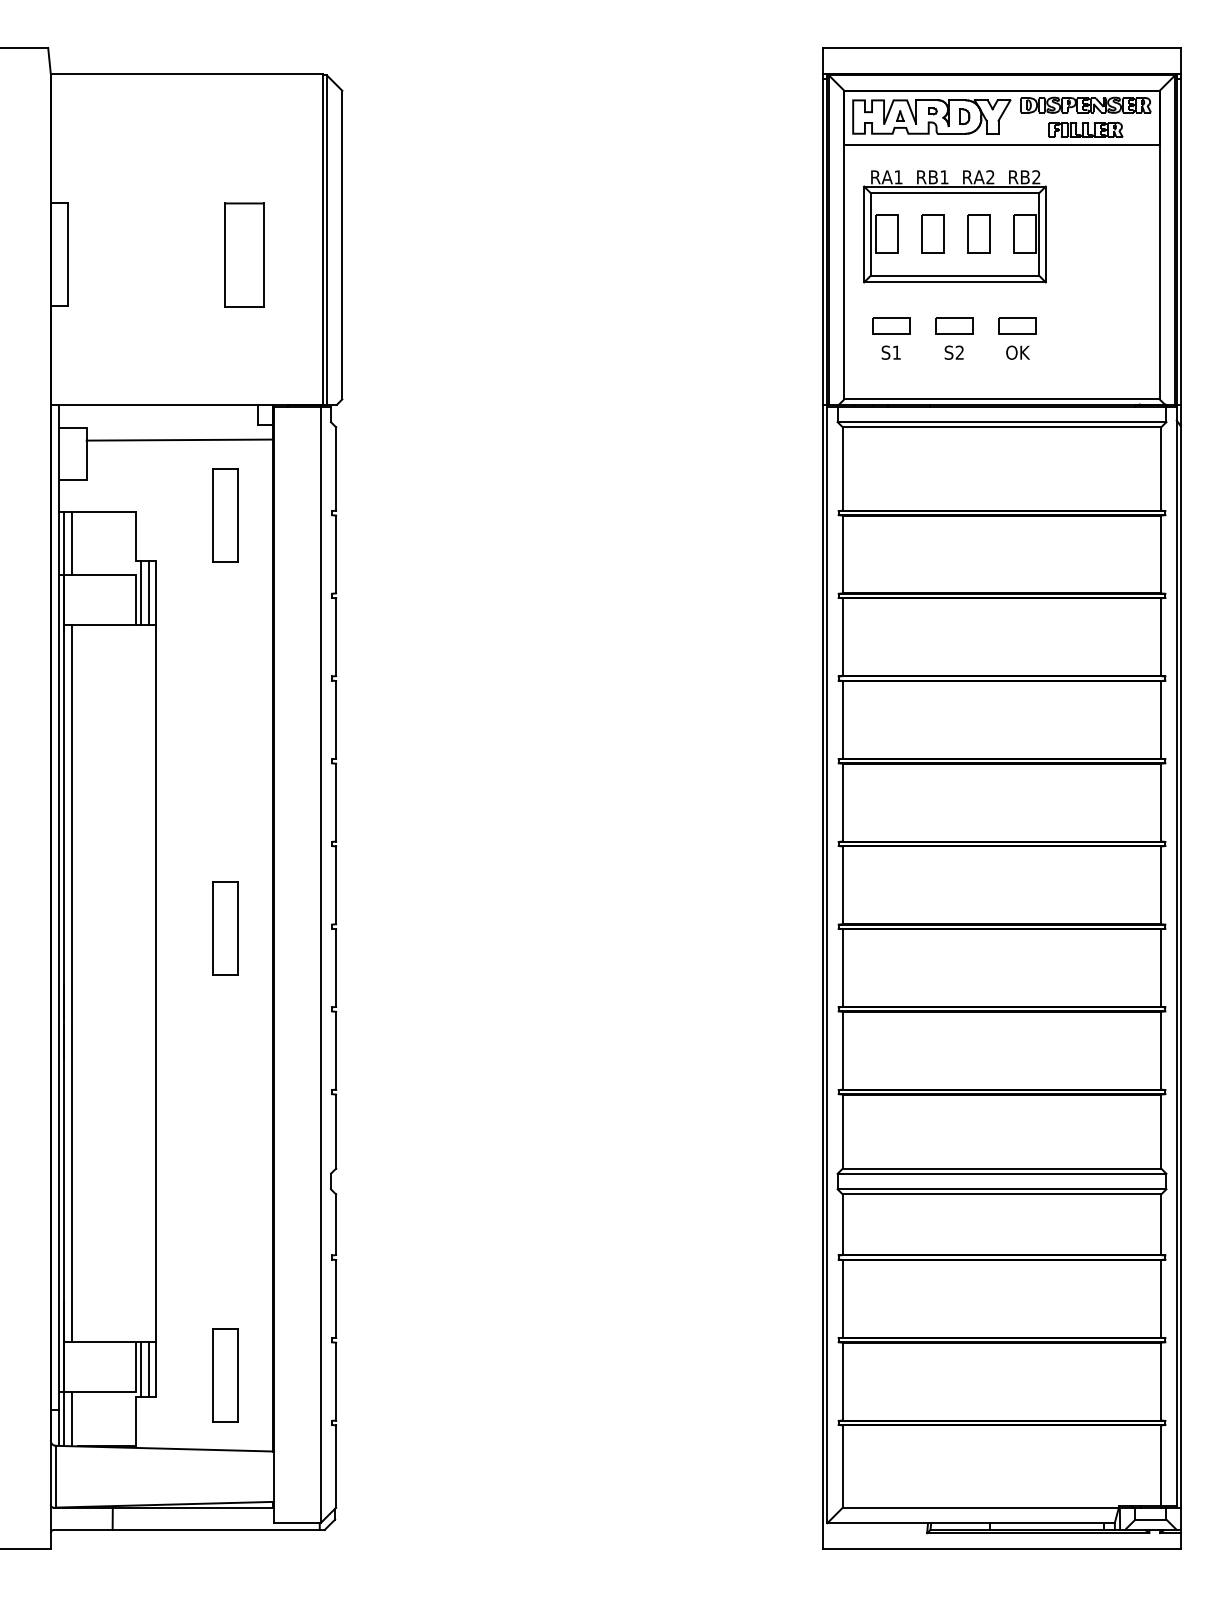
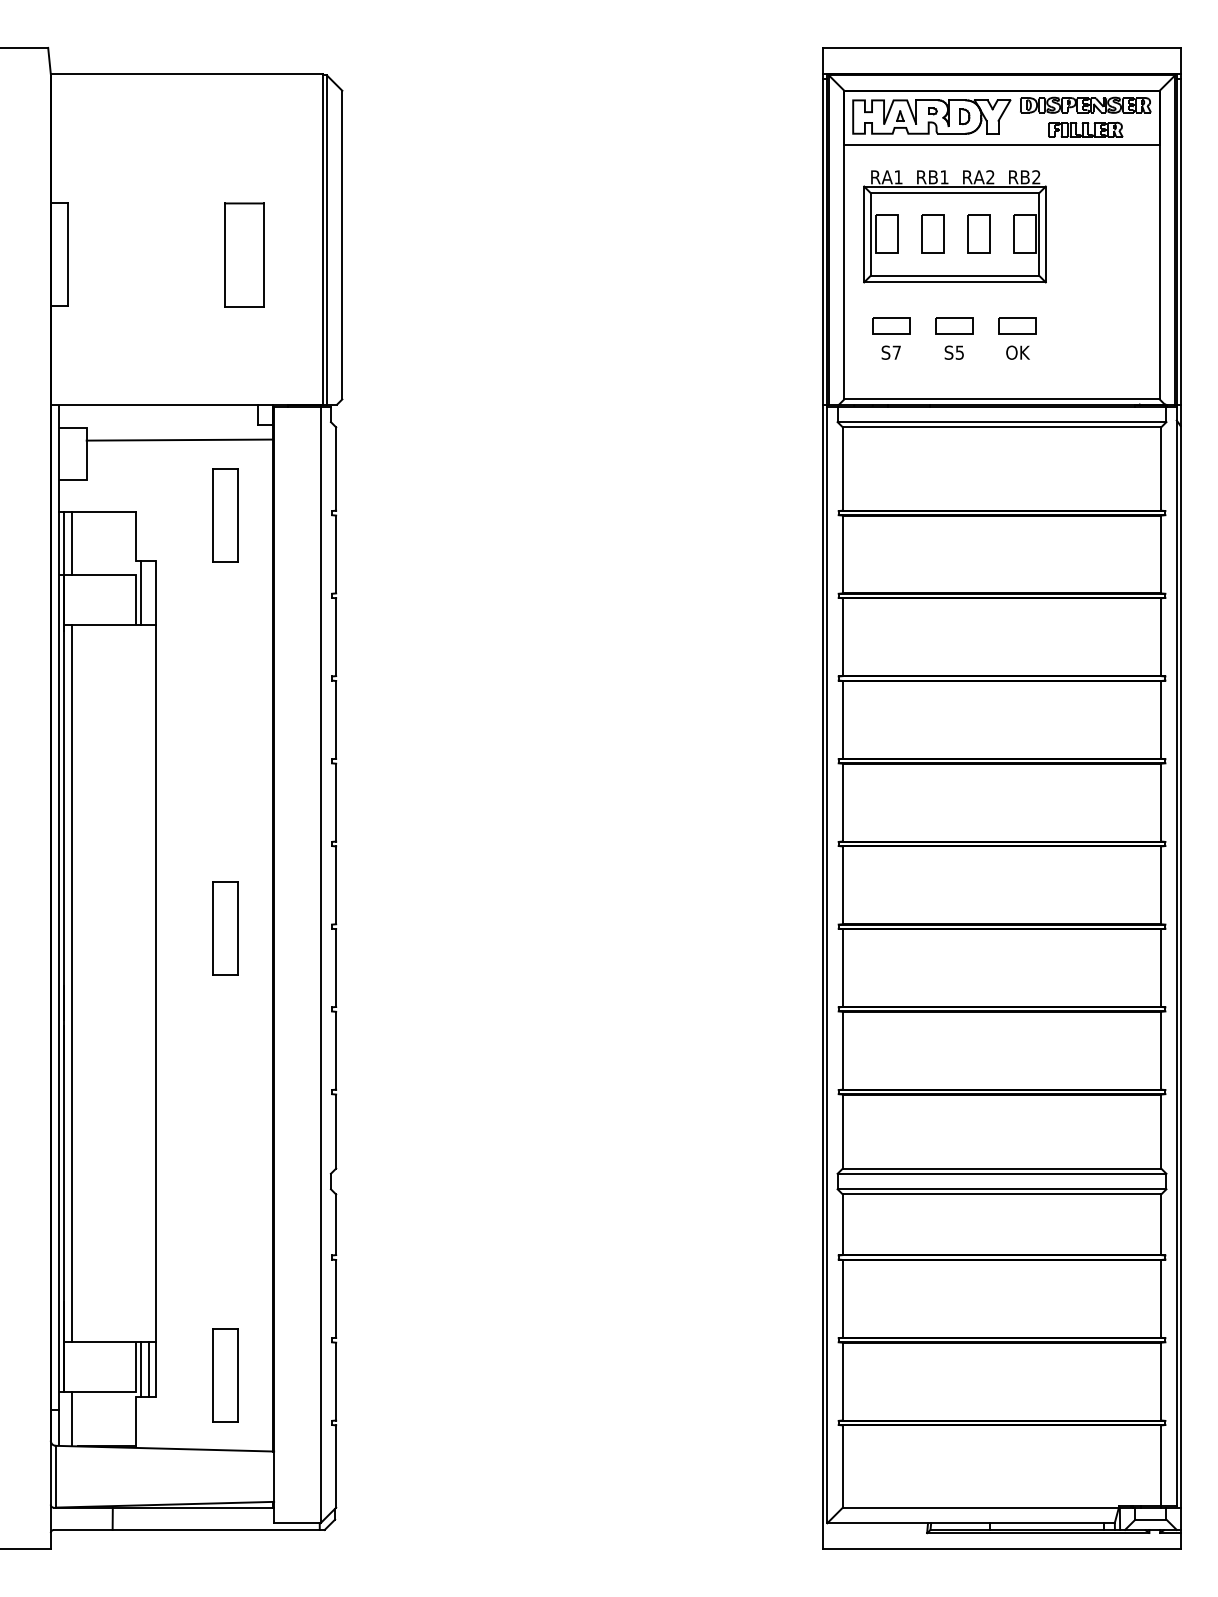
text: S1 -> S7 (896, 352)
text: S2 -> S5 (959, 352)
line: present -> none (149, 592)
line: present -> none (64, 1418)
